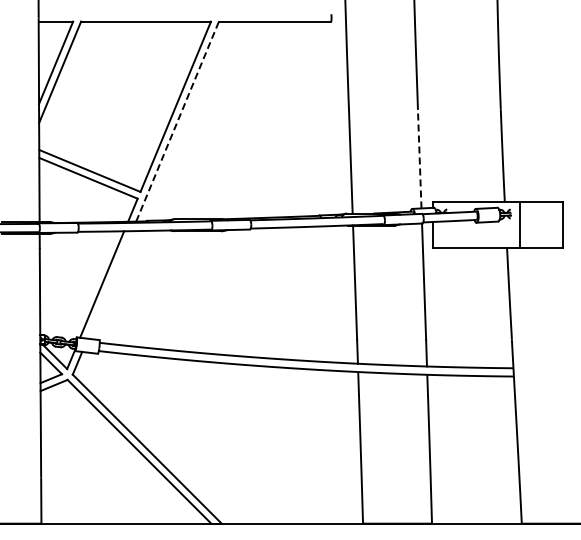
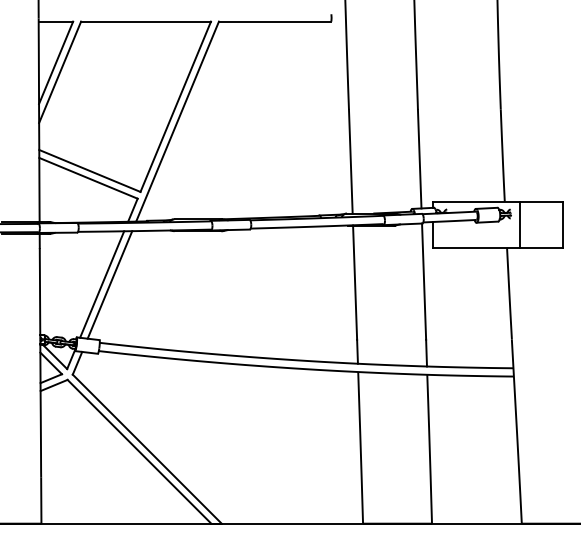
line: dashed -> solid (177, 121)
line: dashed -> solid (419, 158)
line: none -> present (109, 284)
